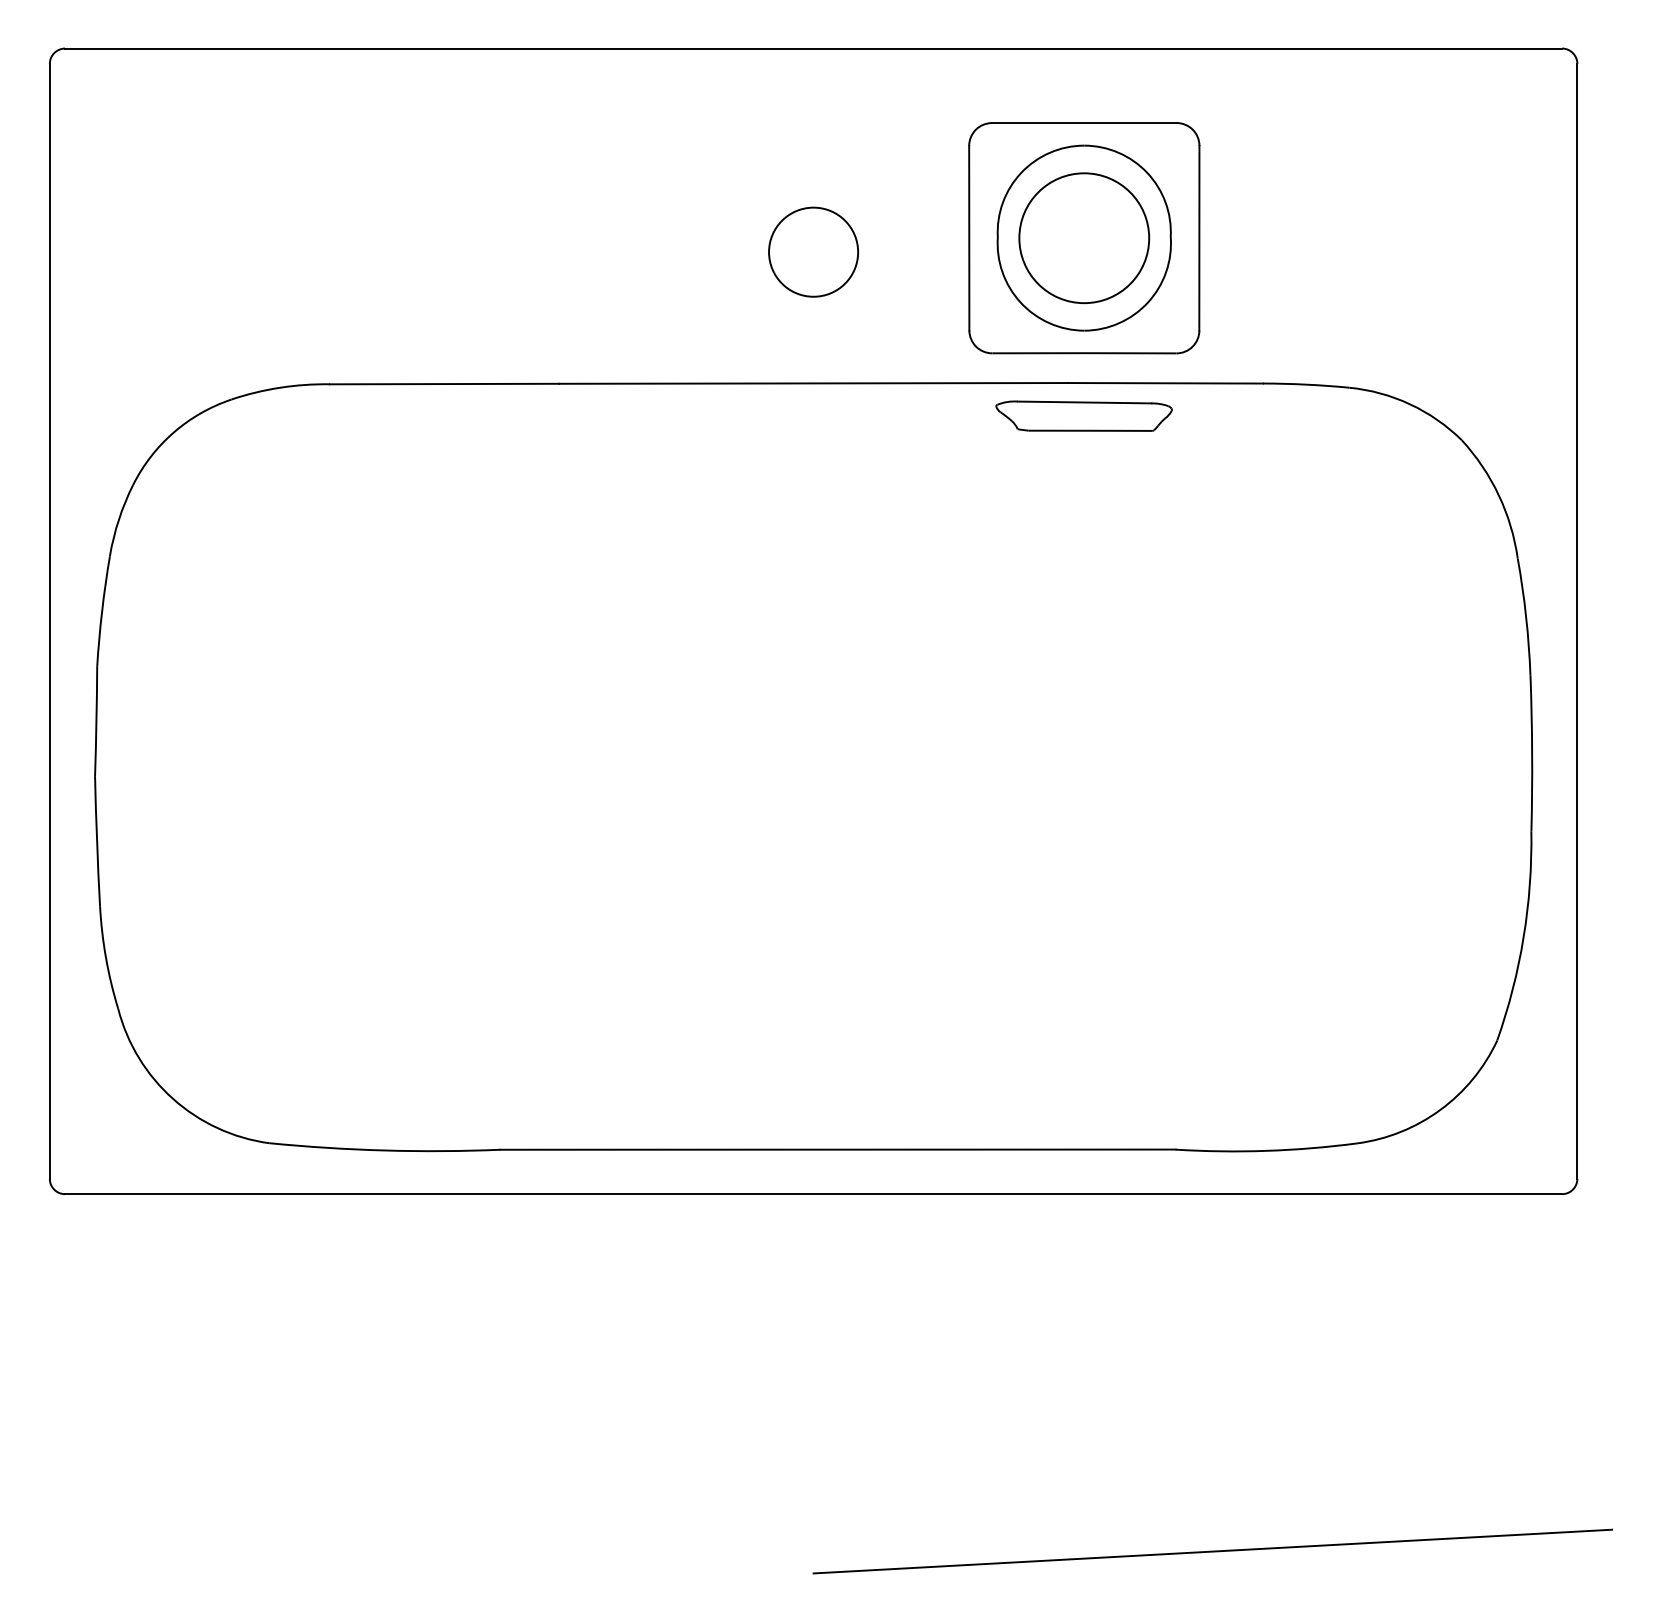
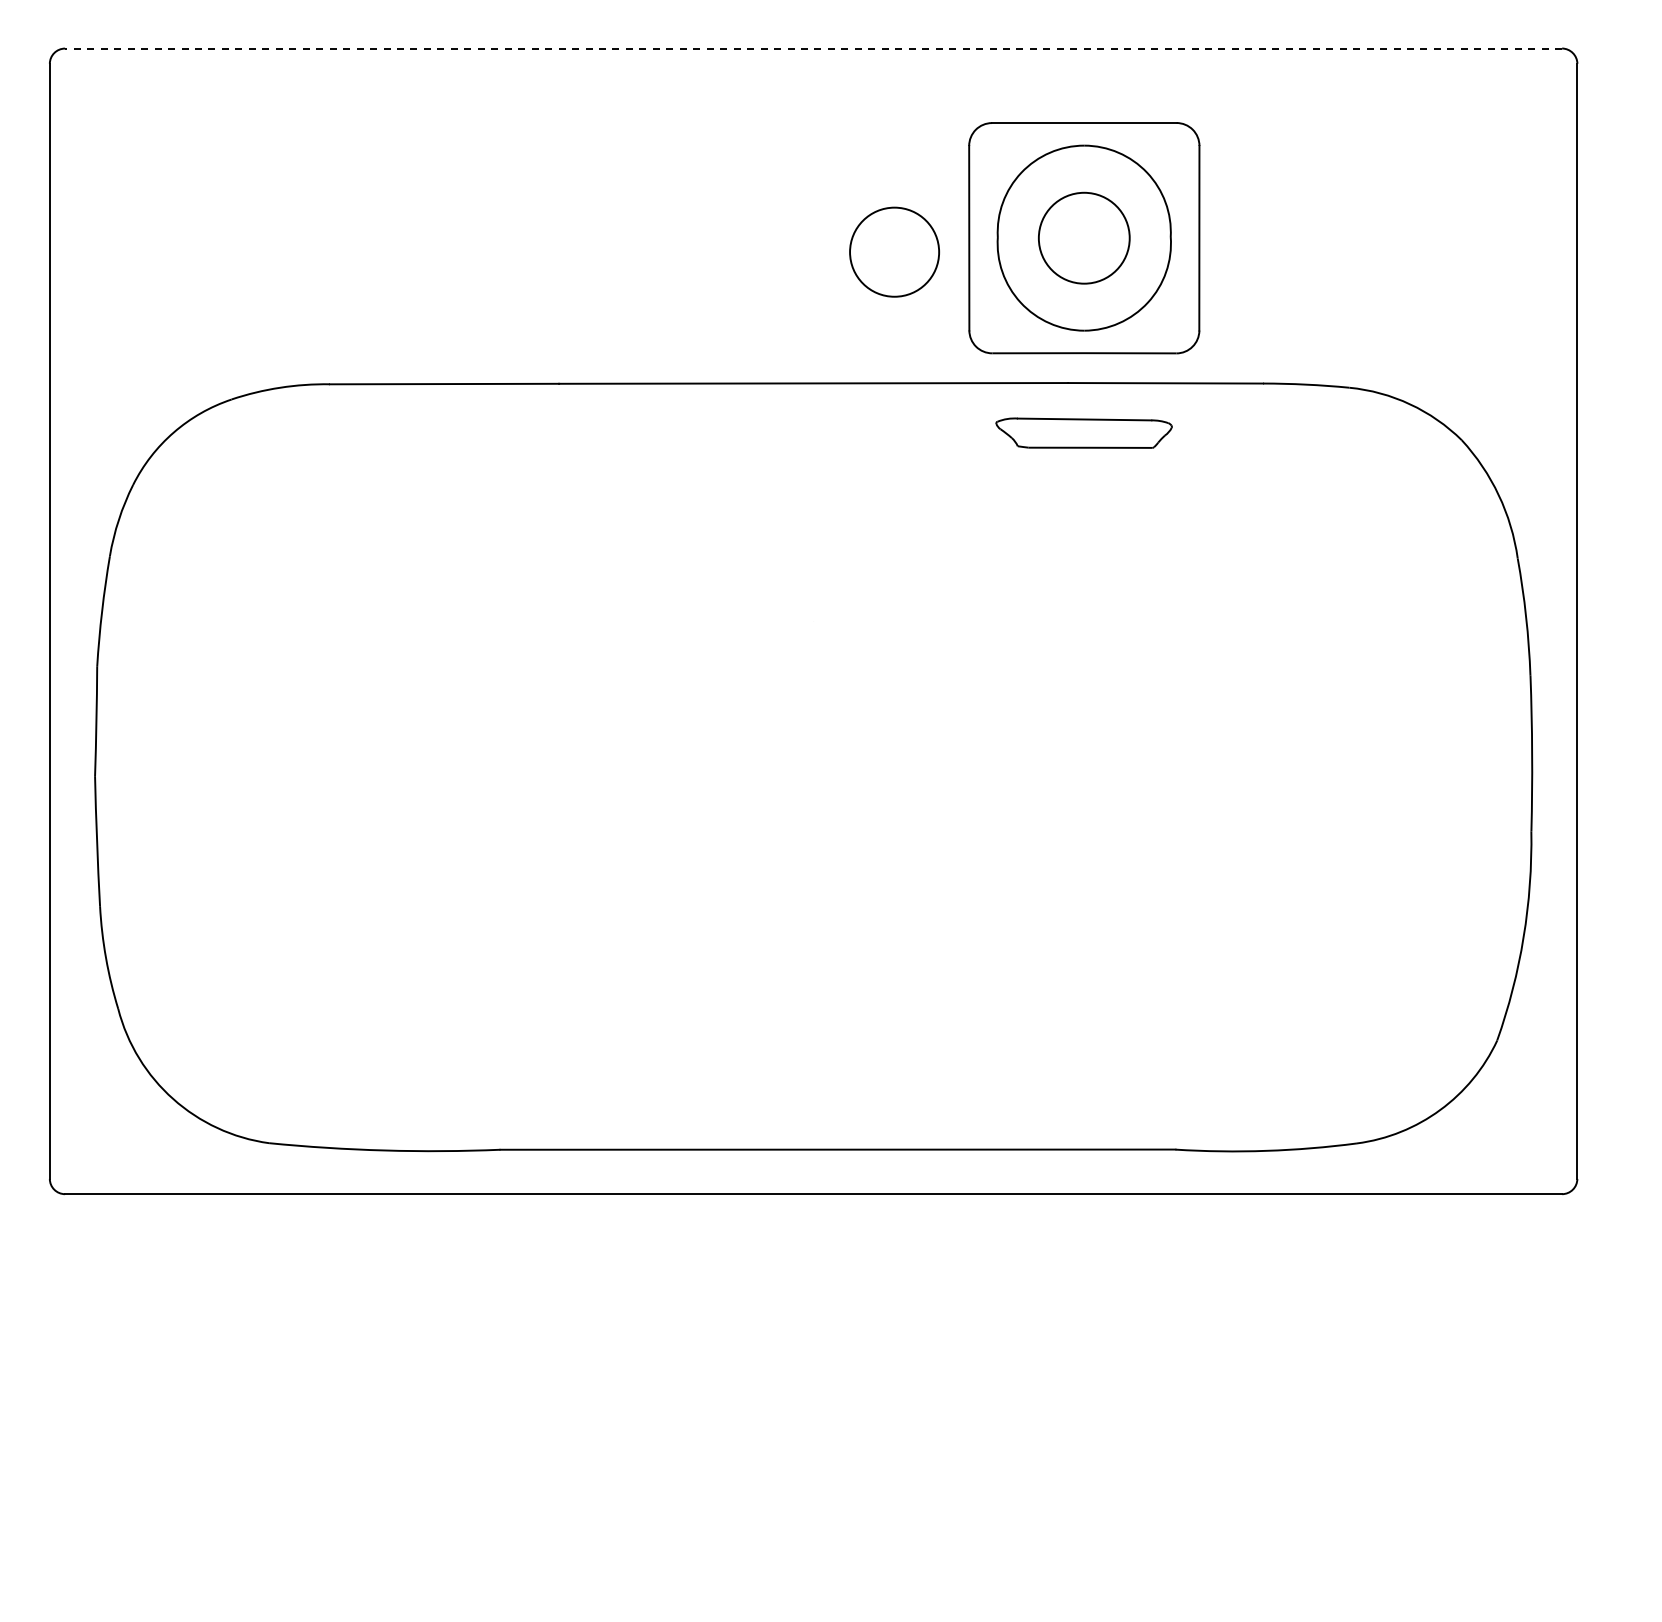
line: solid -> dashed (813, 48)
circle diameter: 130 px -> 91 px (1083, 237)
circle position: (813, 251) -> (894, 251) (894, 251)
part position: (1083, 415) -> (1083, 432) (1083, 432)
line: present -> none (1212, 1551)
